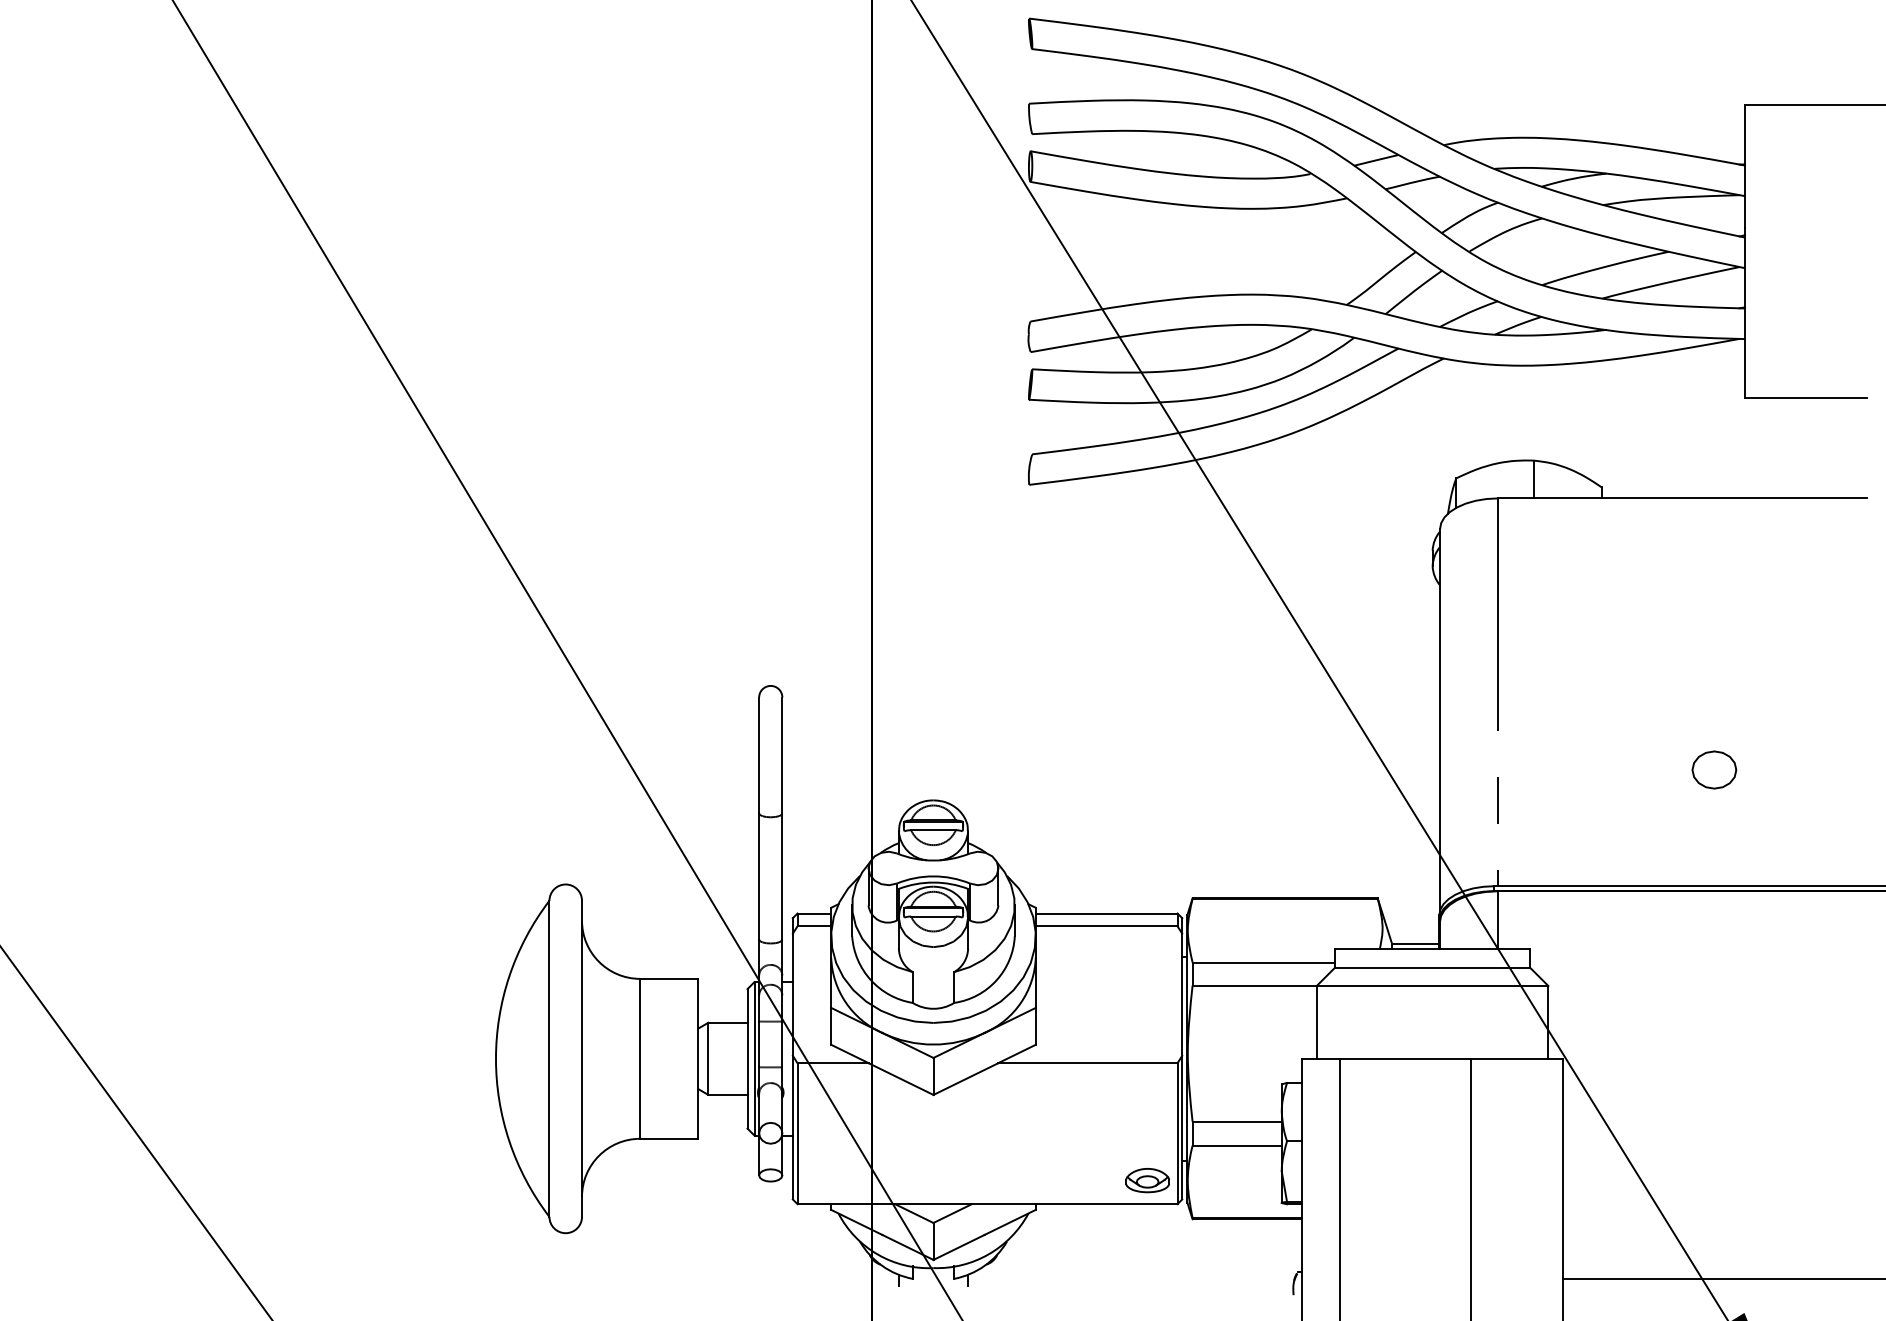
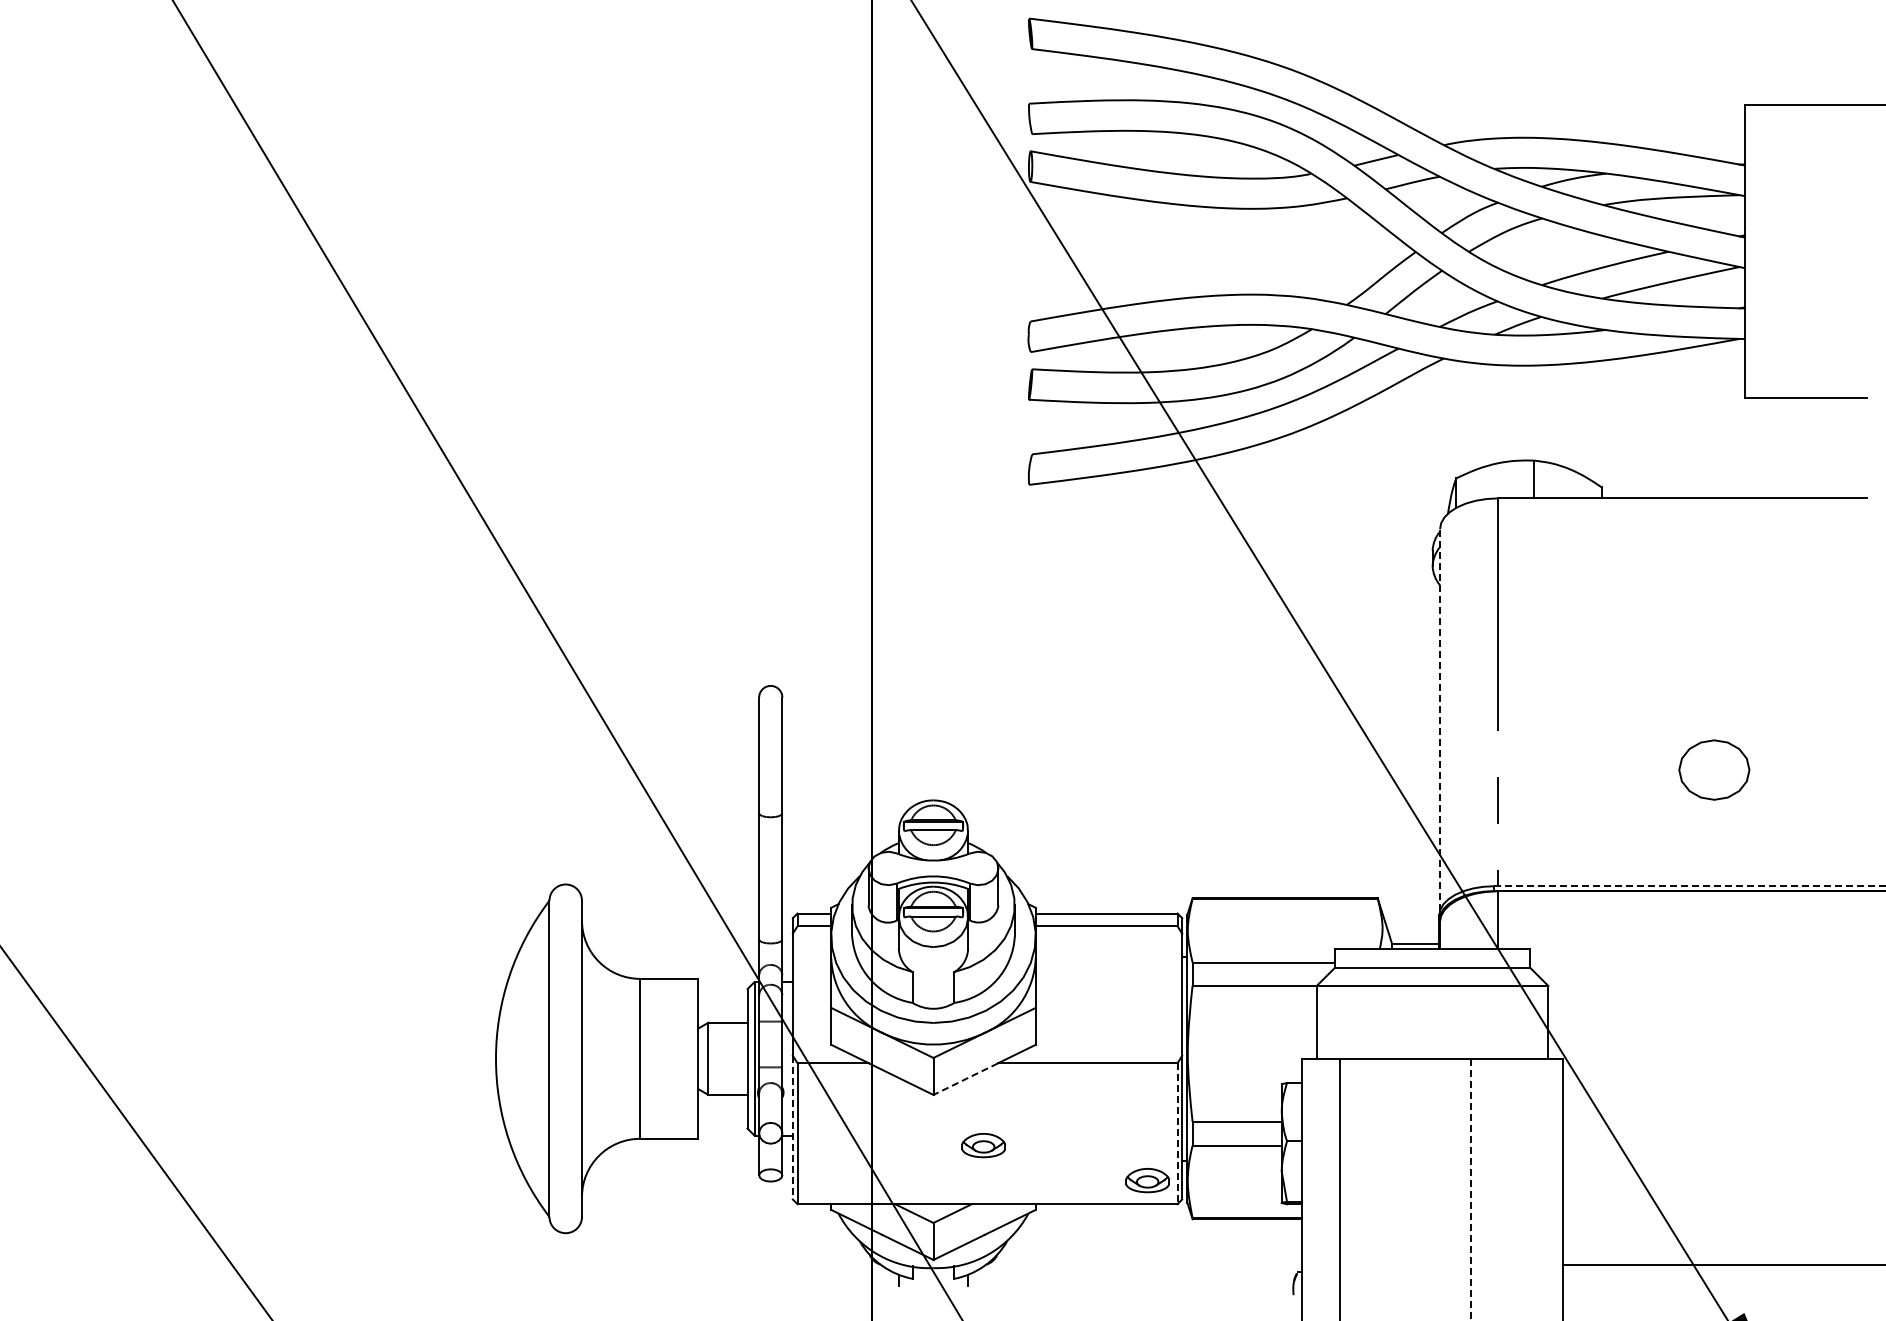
line: solid -> dashed (1440, 719)
part size: 47x40 px -> 73x62 px (1714, 769)
line: solid -> dashed (1690, 886)
line: solid -> dashed (965, 1079)
line: solid -> dashed (792, 1127)
line: solid -> dashed (1177, 1134)
part: none -> present (983, 1145)
line: solid -> dashed (1470, 1189)
line position: (1722, 1279) -> (1722, 1265) (1722, 1265)
